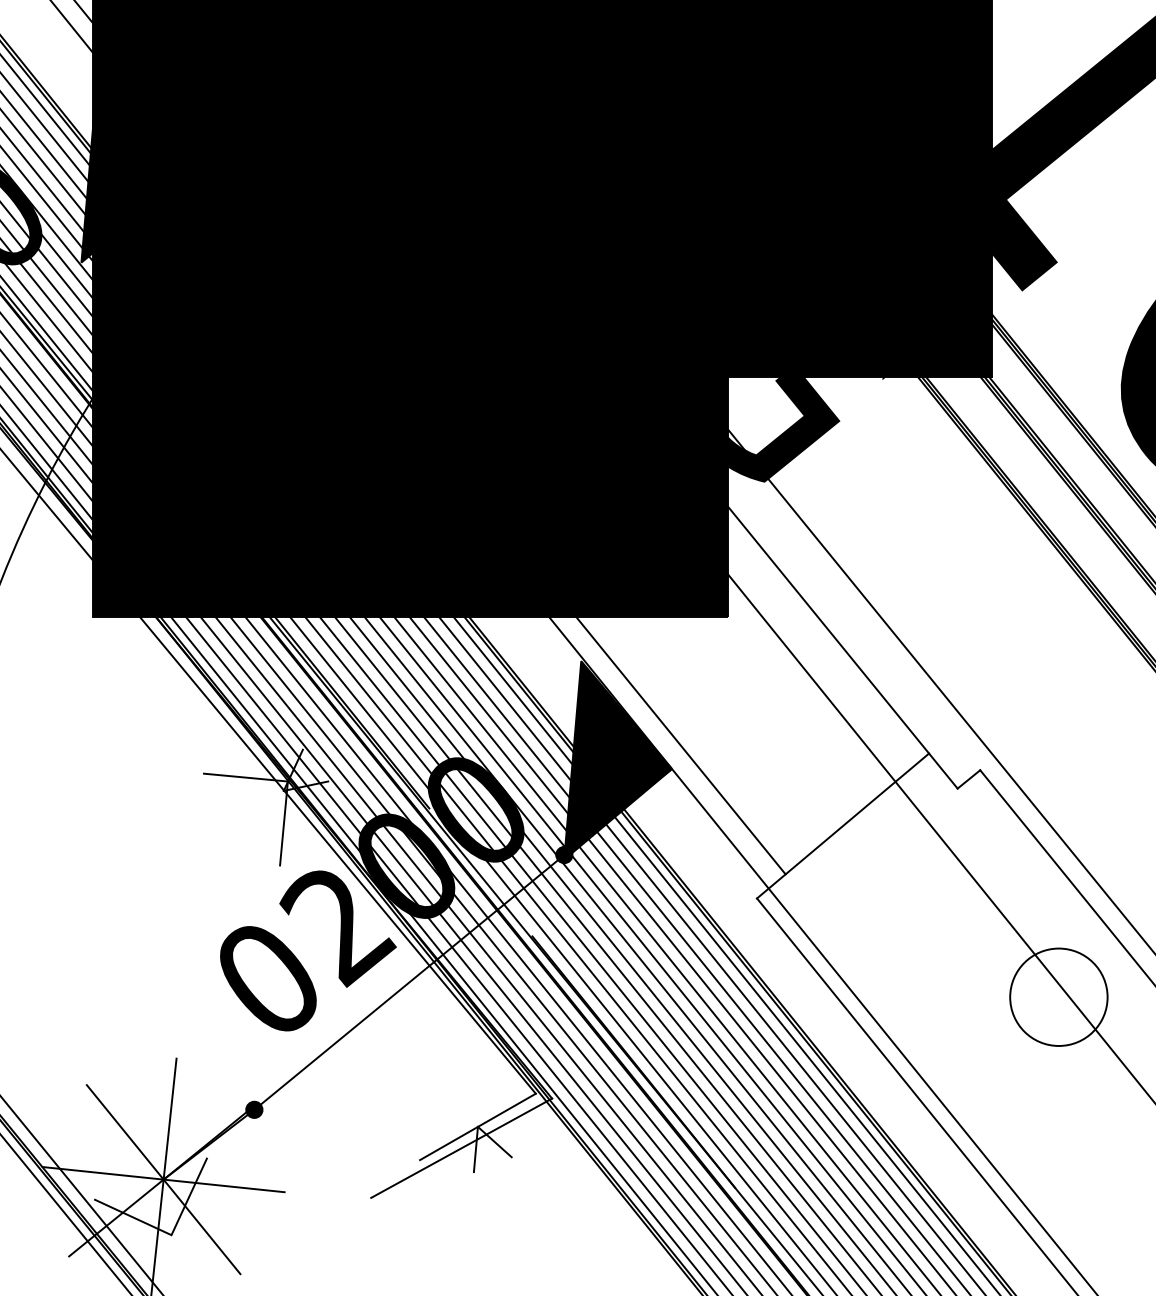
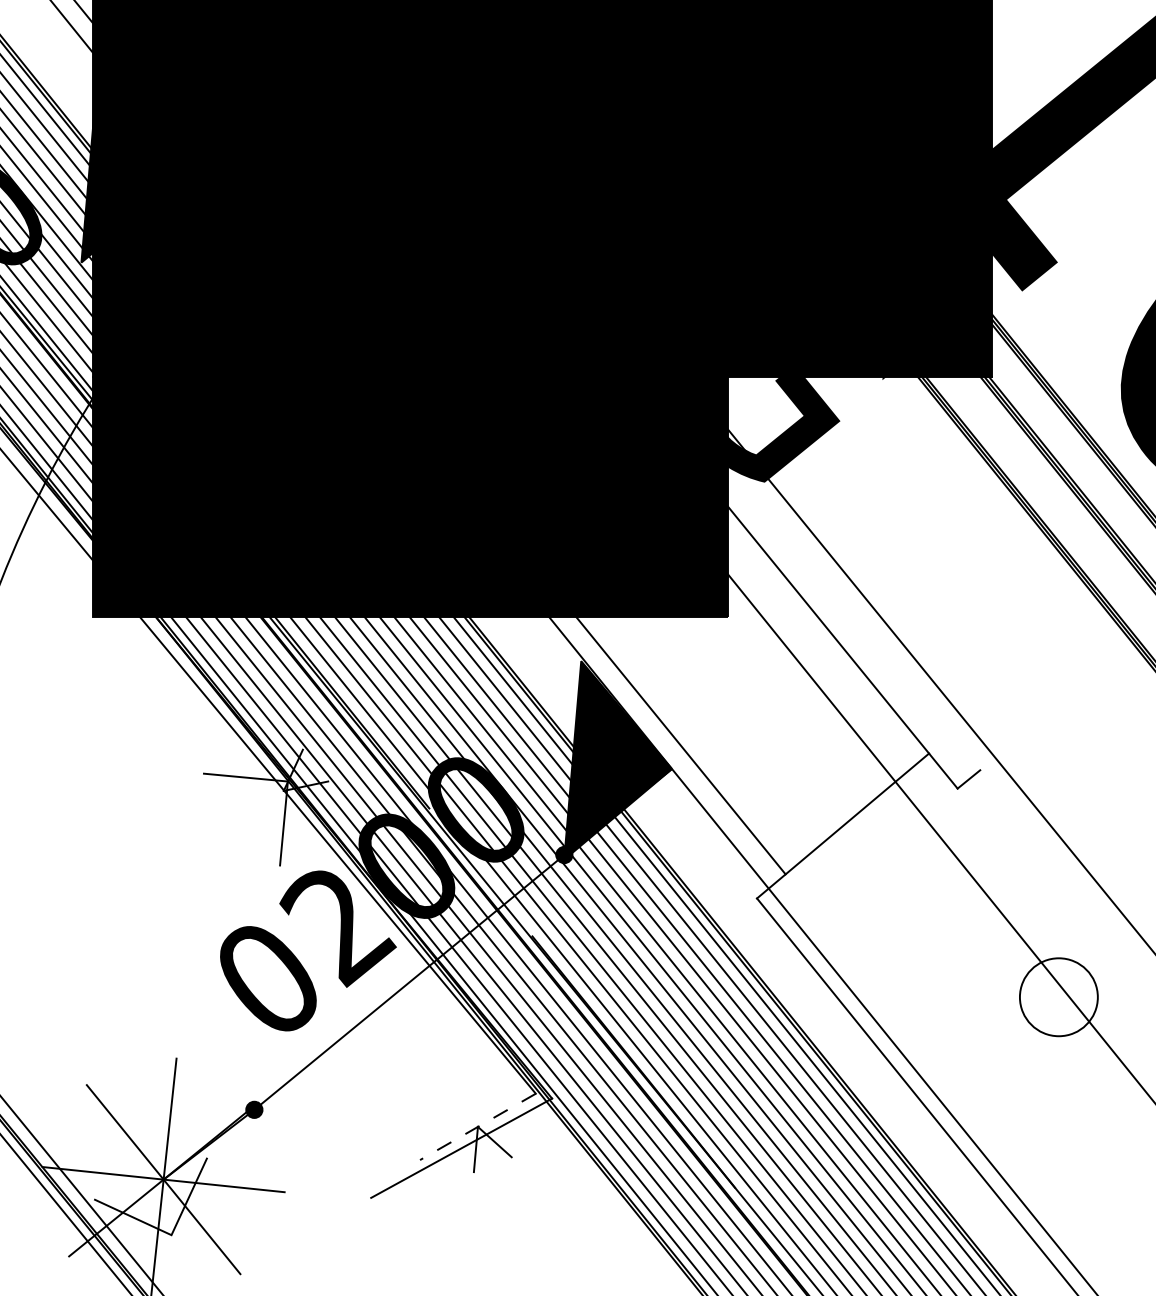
line: present -> none (1066, 876)
circle diameter: 97 px -> 78 px (1058, 997)
line: solid -> dashed (477, 1126)
